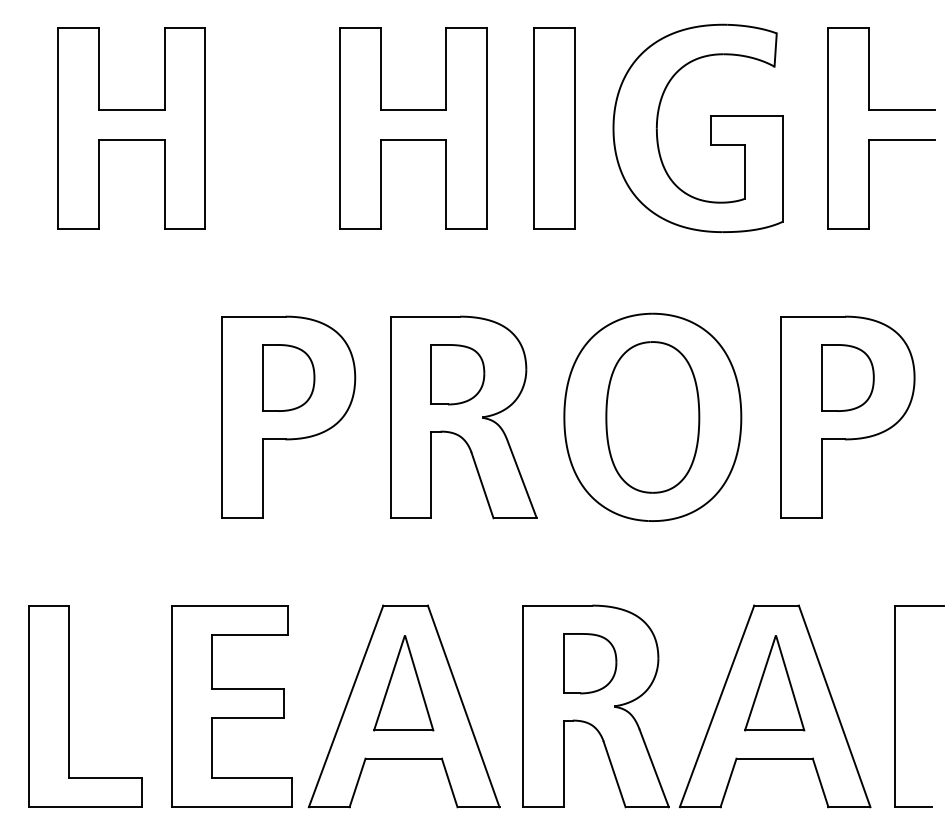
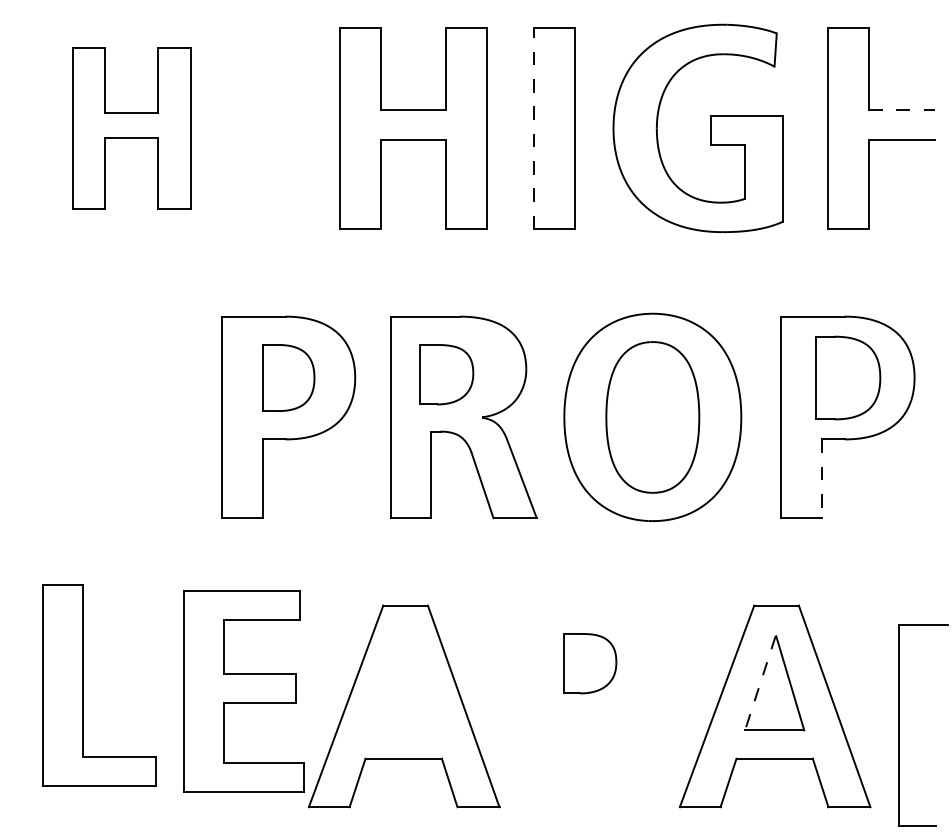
line: solid -> dashed (902, 109)
part size: 149x203 px -> 120x163 px (131, 128)
line: solid -> dashed (534, 128)
part position: (457, 374) -> (446, 374) (446, 374)
part size: 54x68 px -> 67x86 px (848, 377)
line: solid -> dashed (822, 479)
part: present -> none (403, 683)
line: solid -> dashed (760, 683)
part position: (69, 706) -> (83, 685) (83, 685)
part position: (231, 706) -> (243, 691) (243, 691)
part: present -> none (595, 706)
part position: (895, 706) -> (899, 725) (899, 725)
